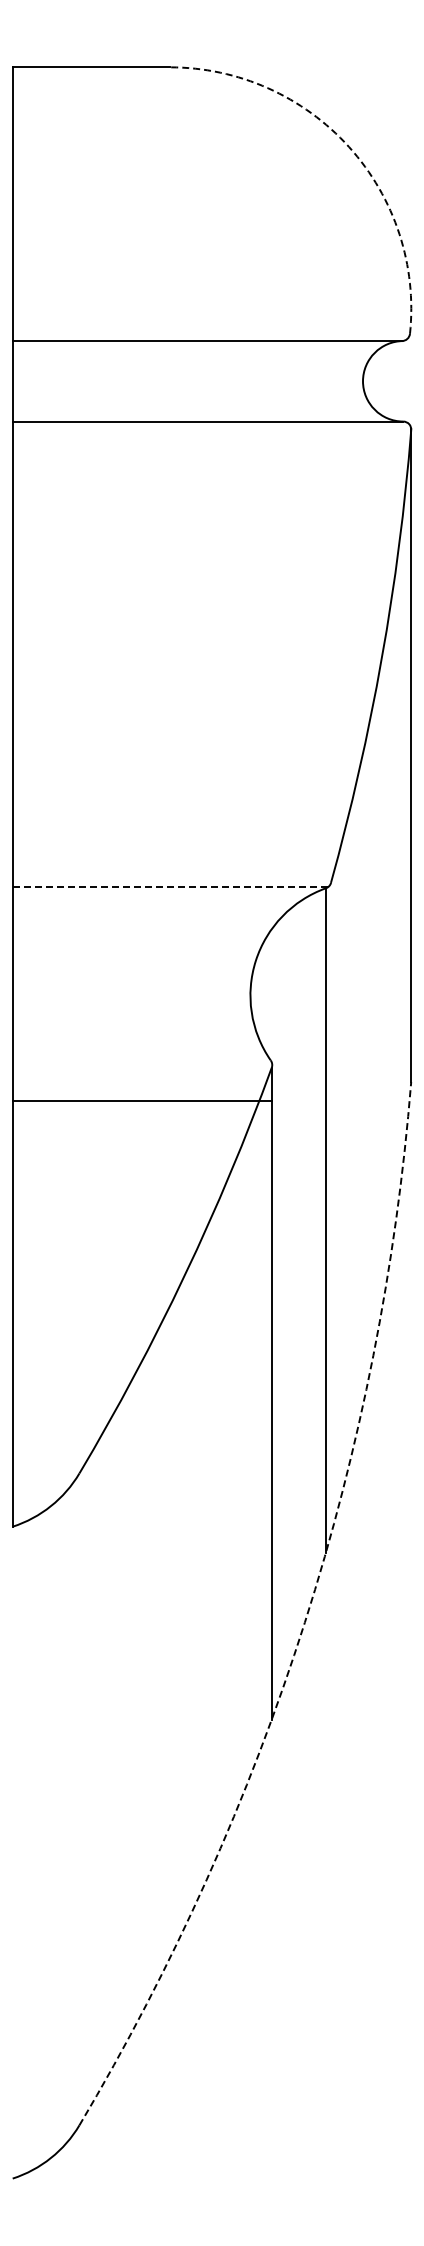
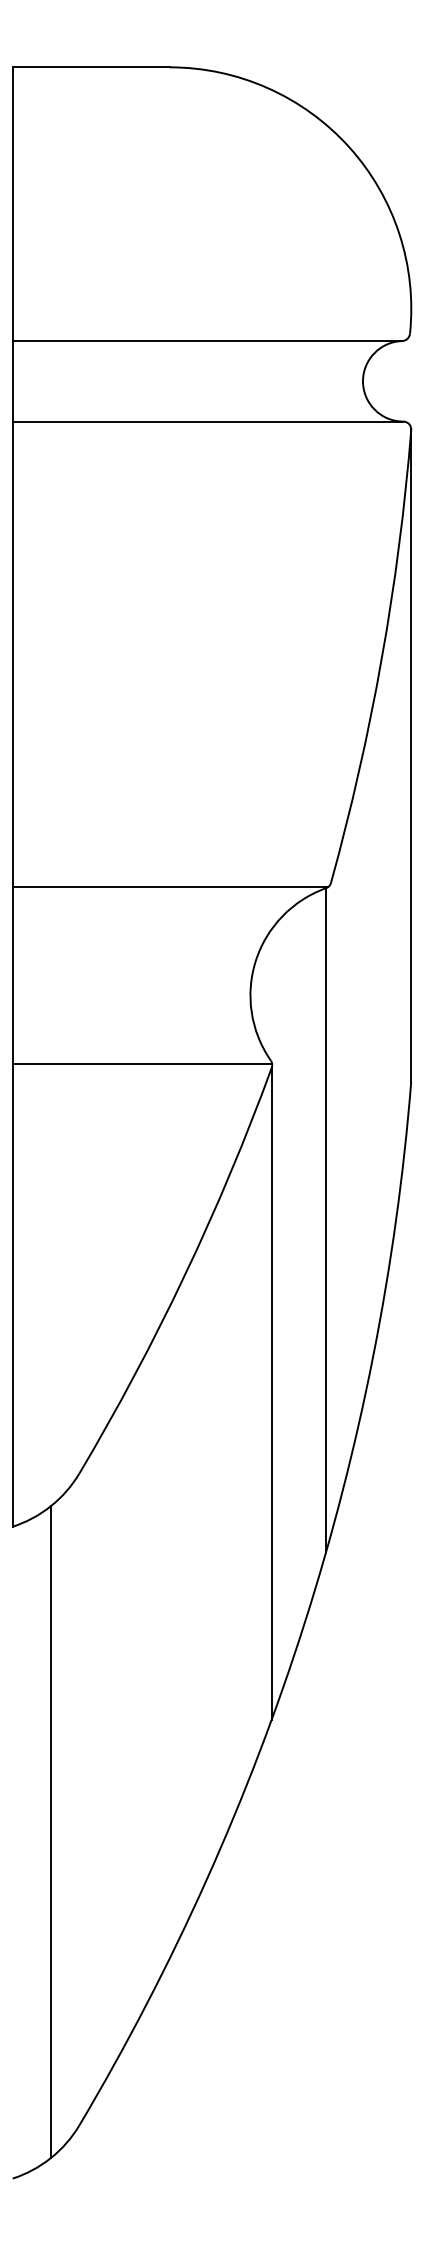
arc: dashed -> solid (349, 147)
line: dashed -> solid (170, 886)
line position: (142, 1100) -> (142, 1063) (142, 1063)
arc: dashed -> solid (304, 1622)
line: none -> present (50, 1832)
